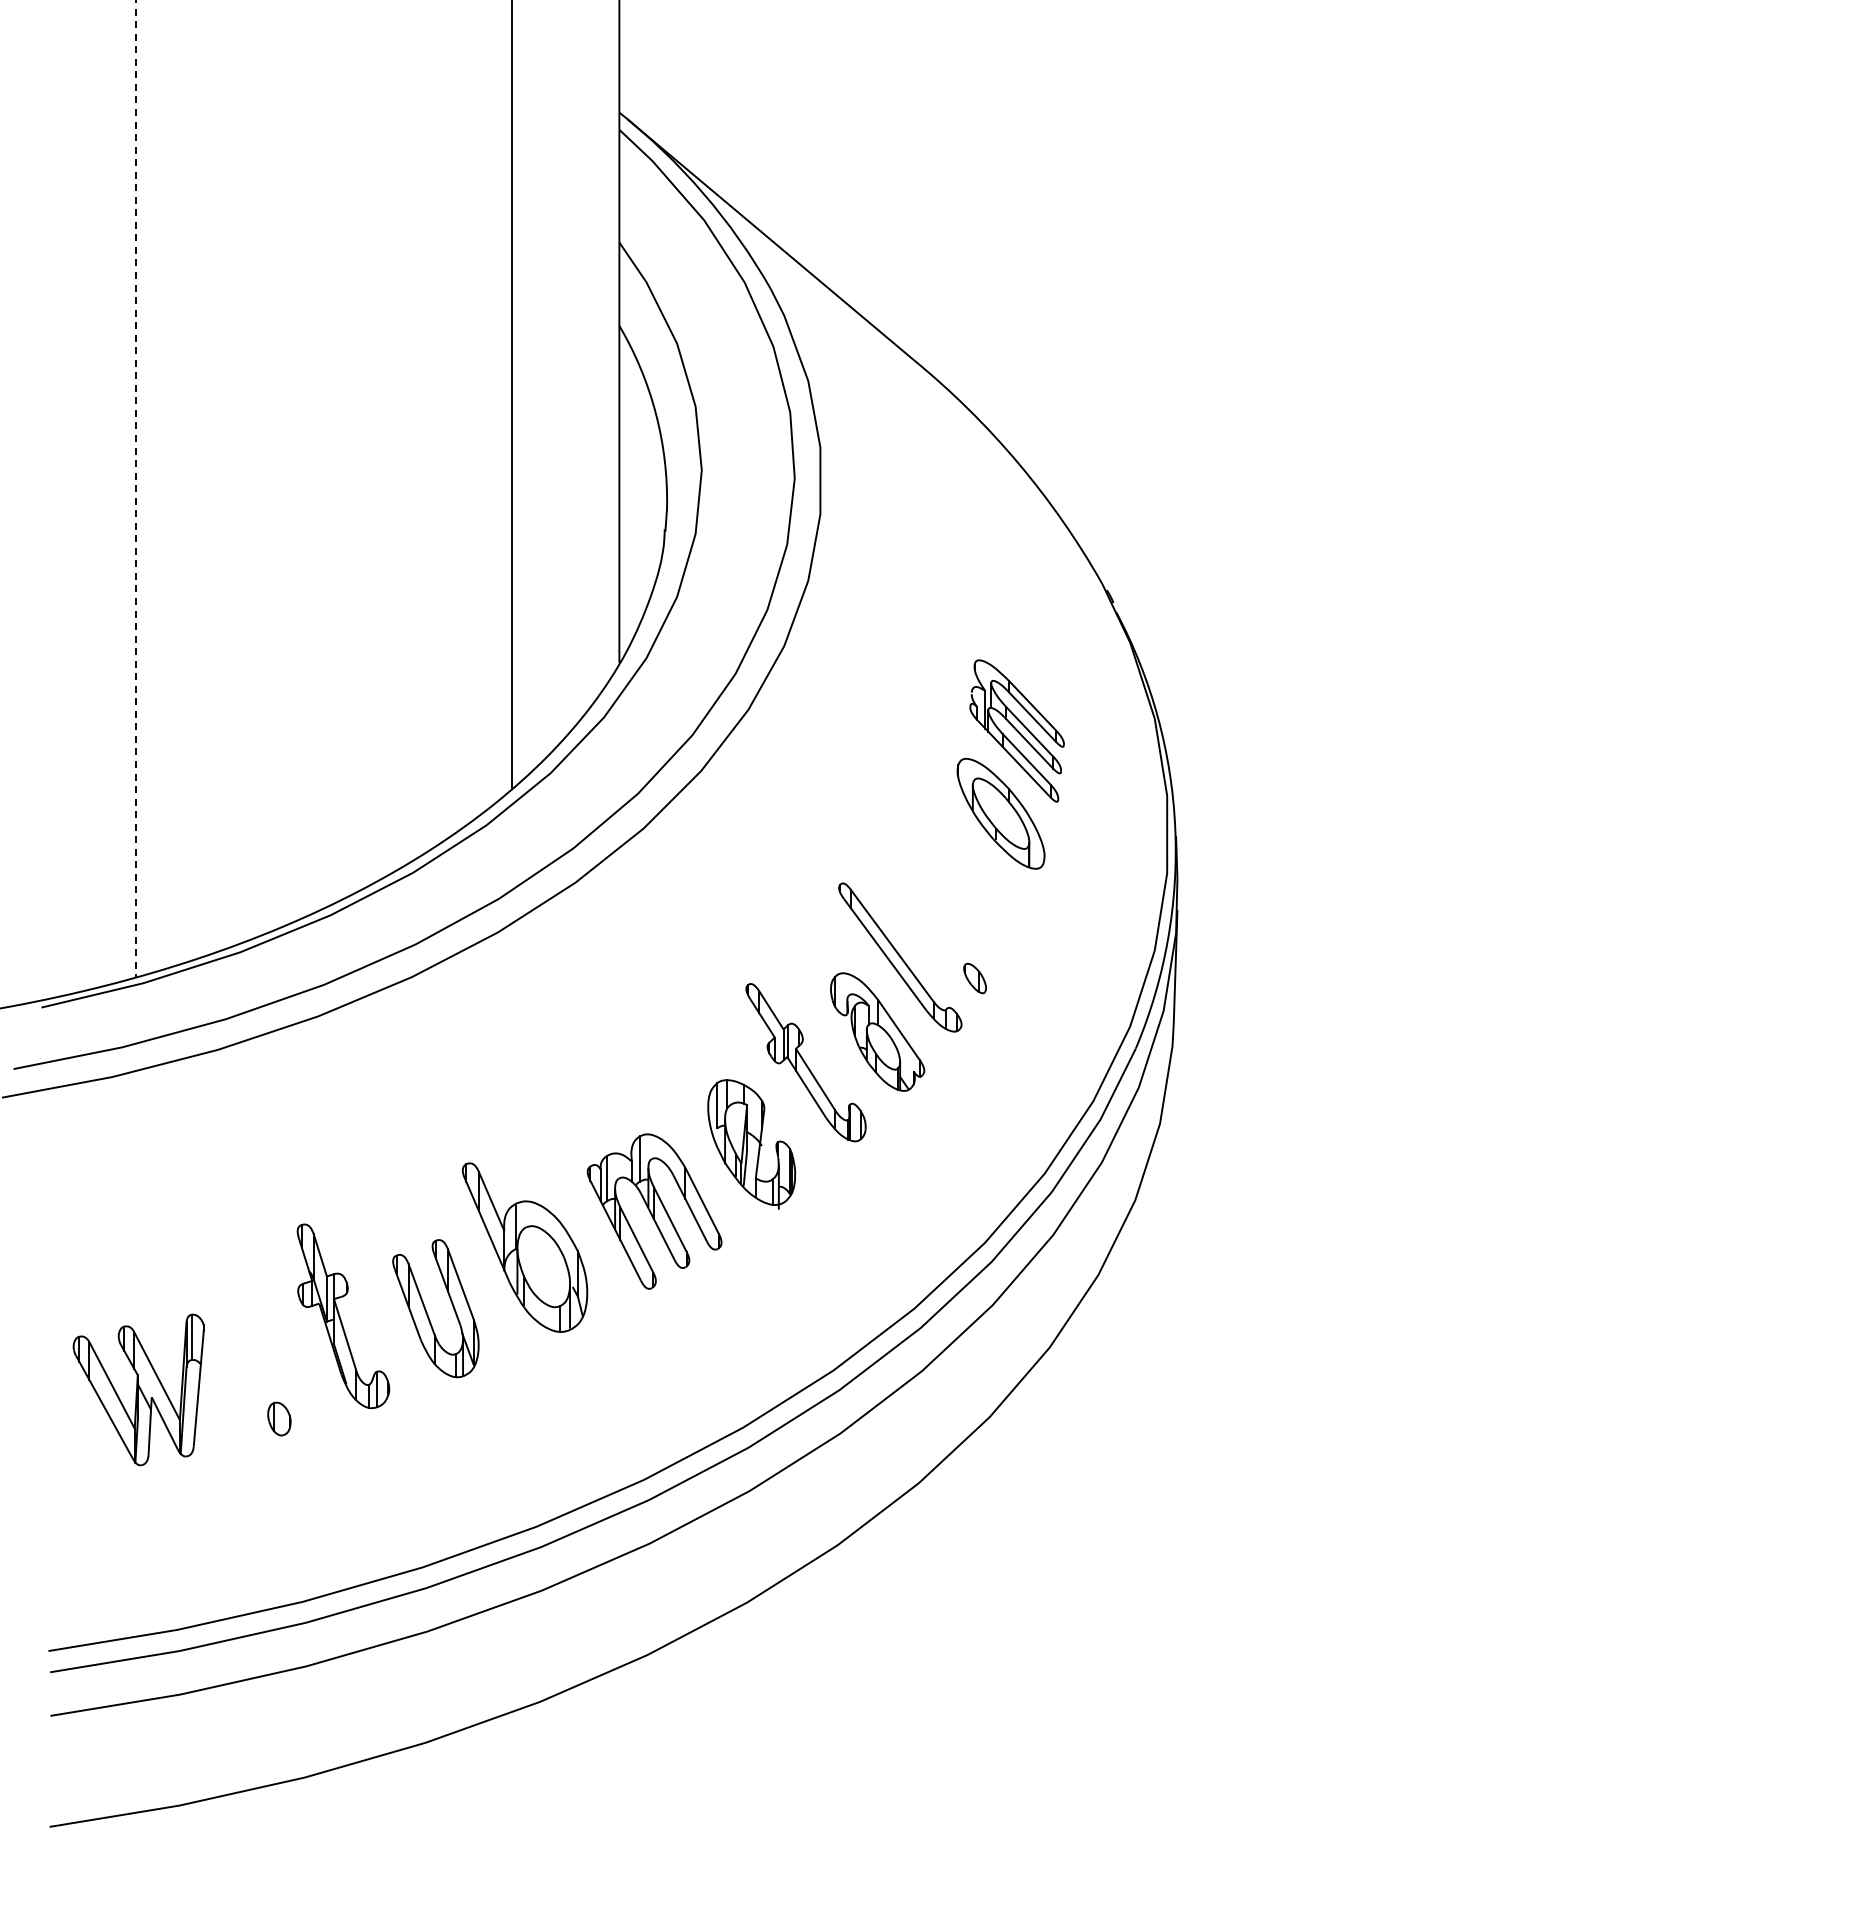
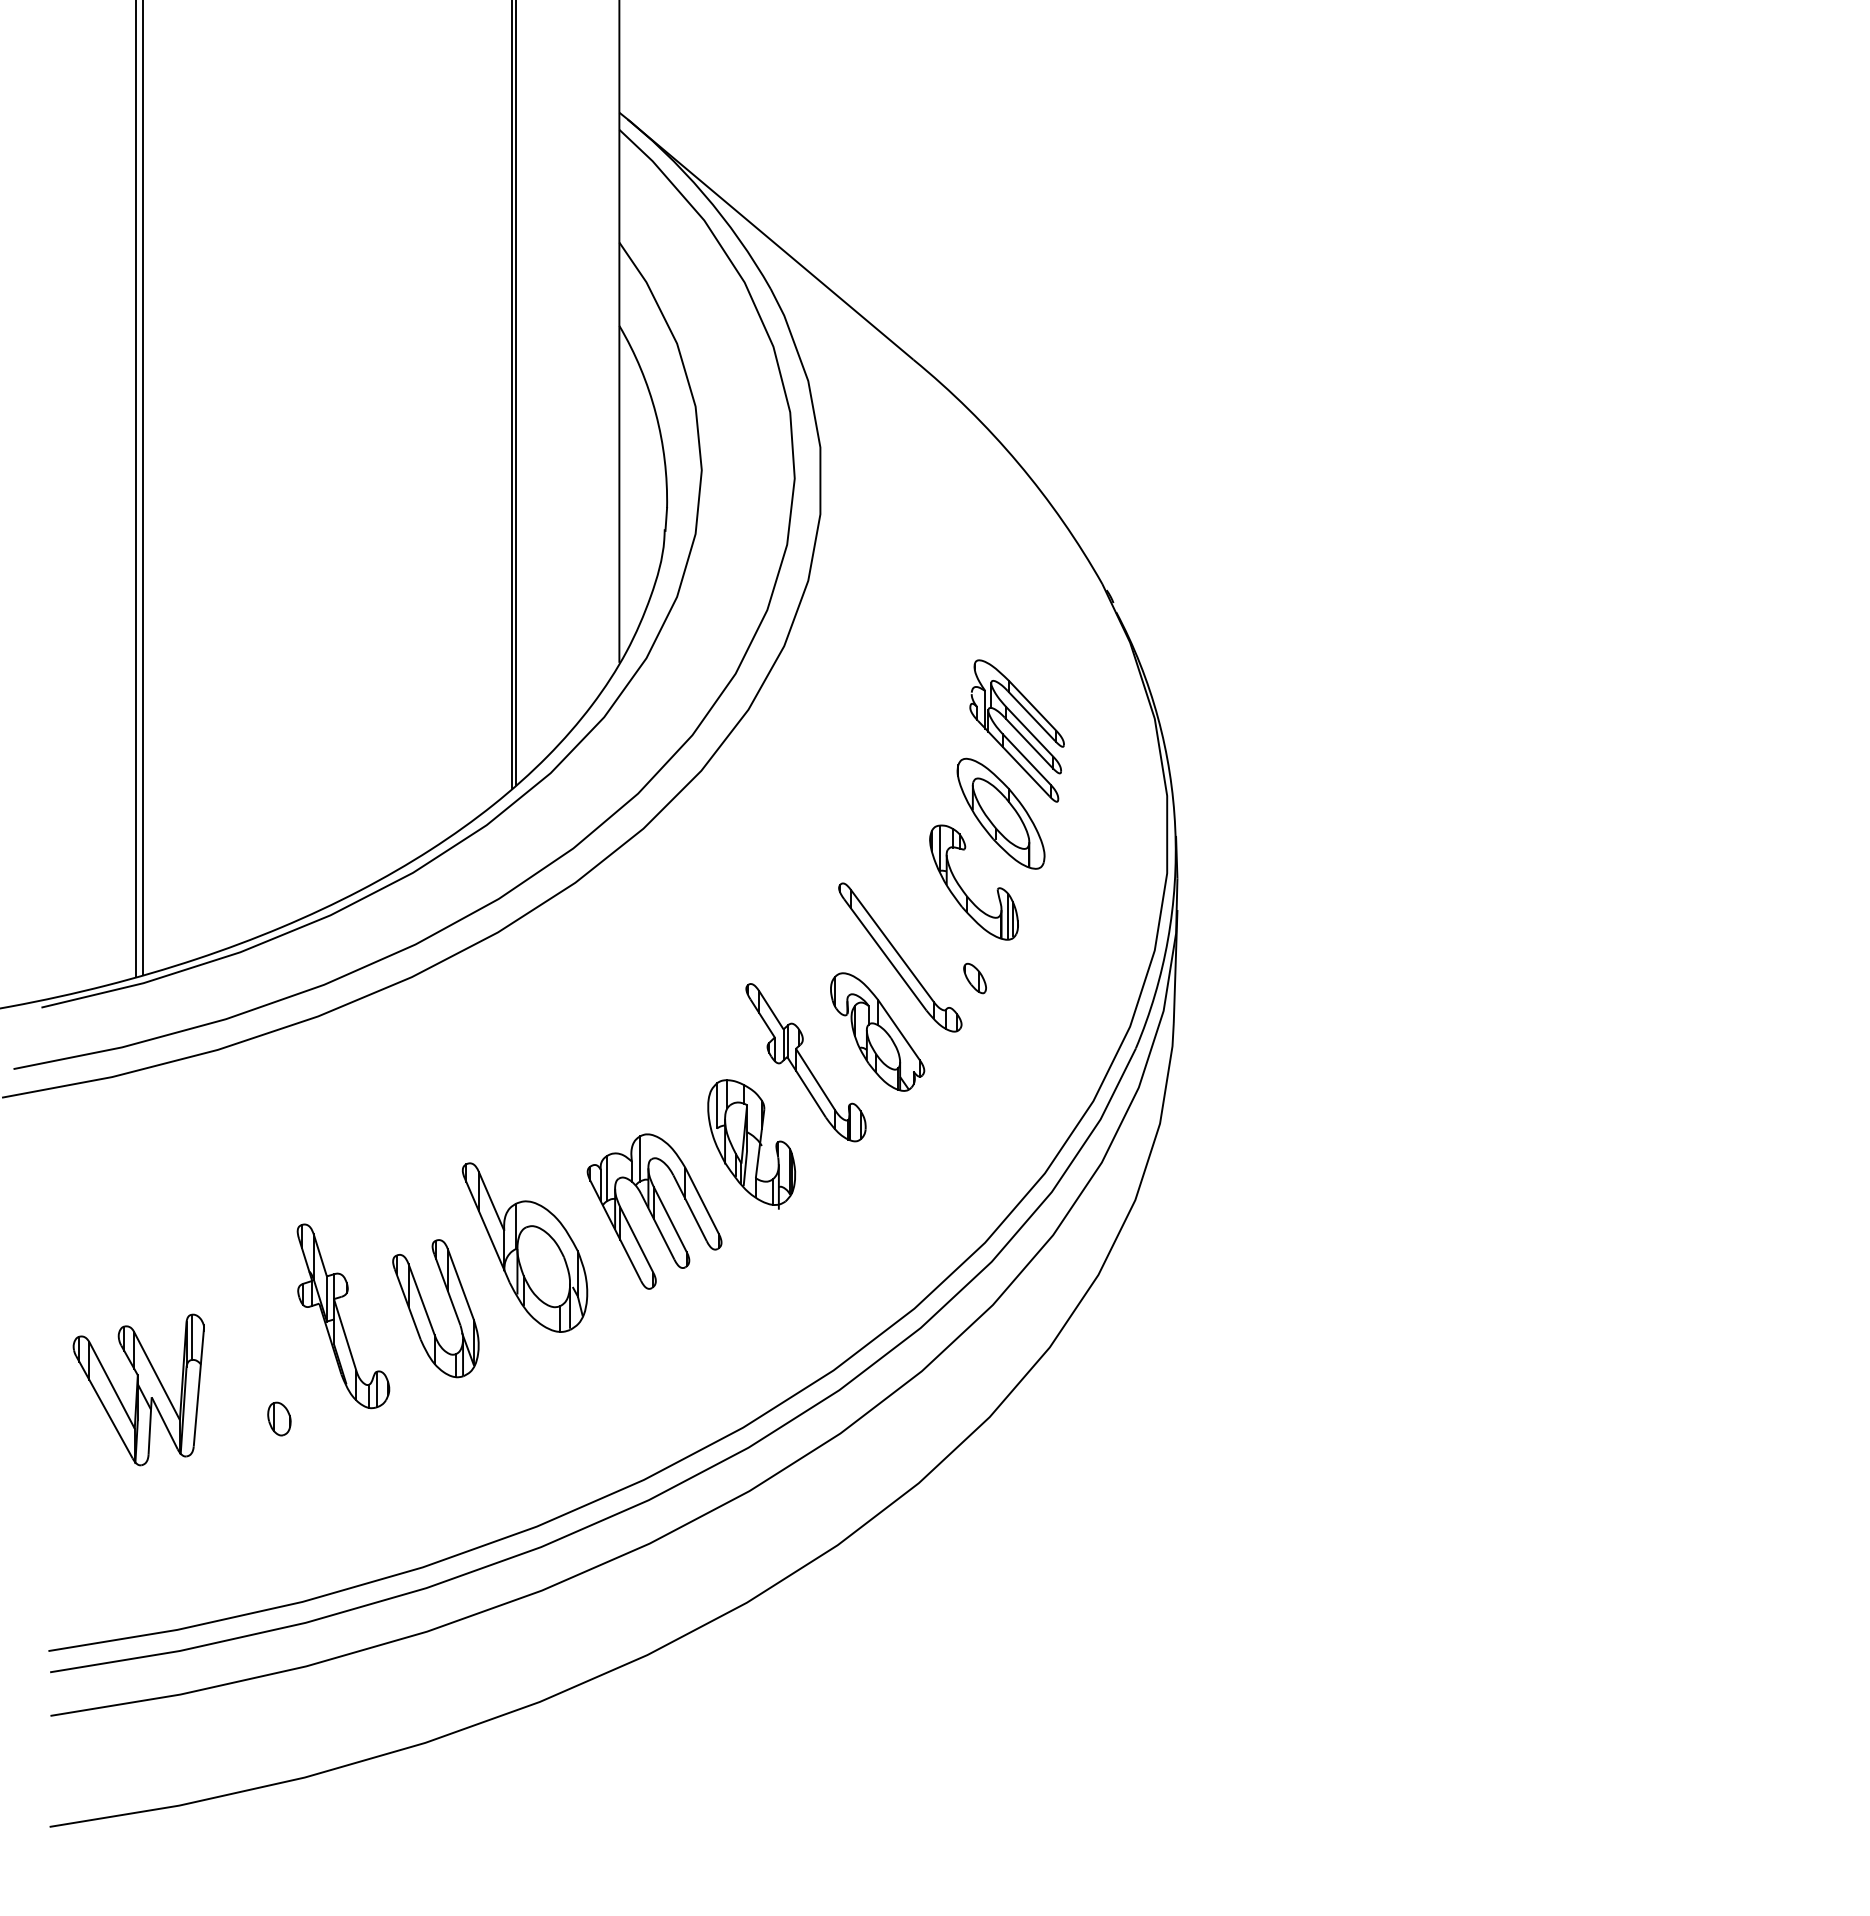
line: none -> present (515, 393)
line: dashed -> solid (136, 488)
line: none -> present (142, 488)
part: none -> present (963, 889)
